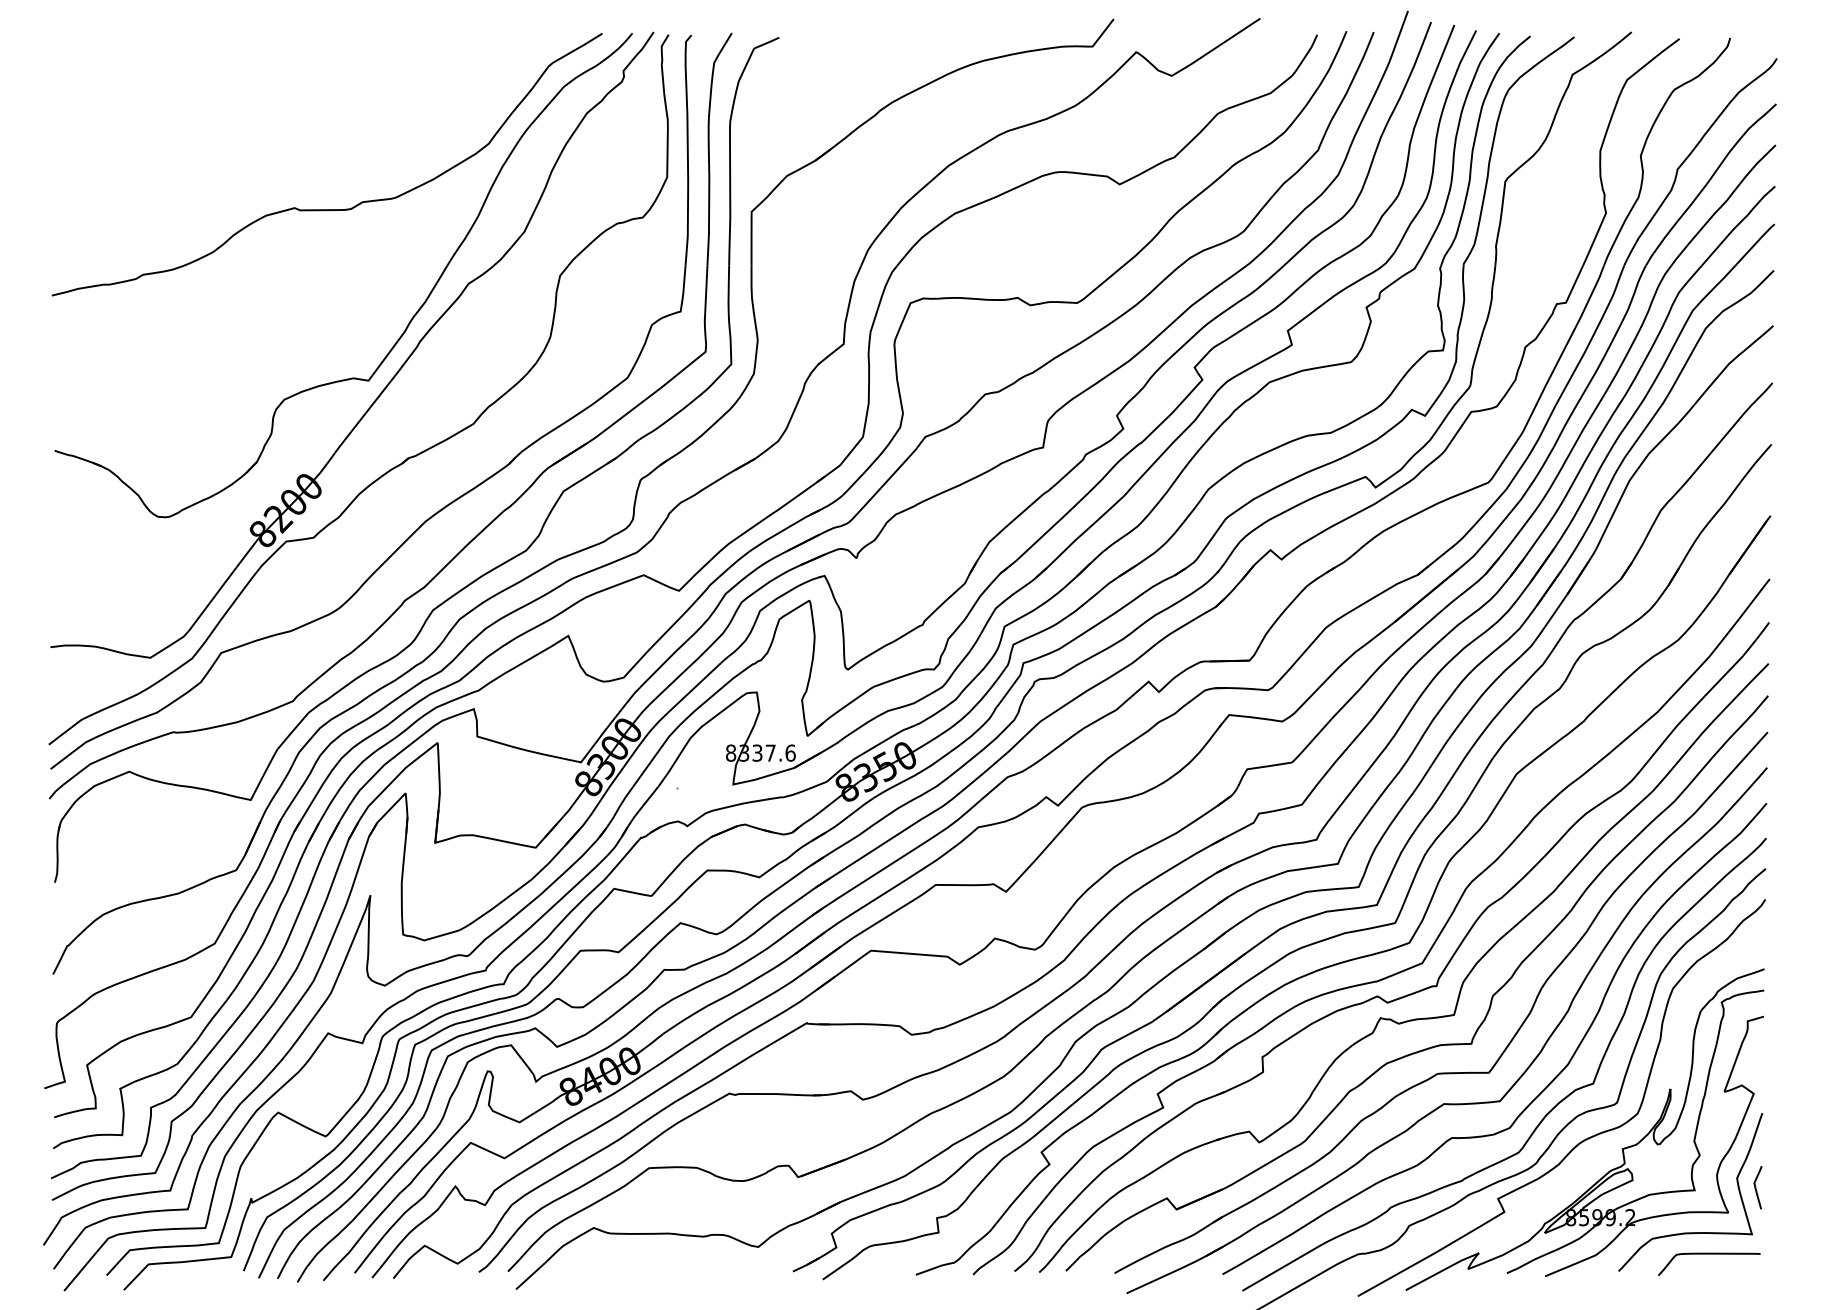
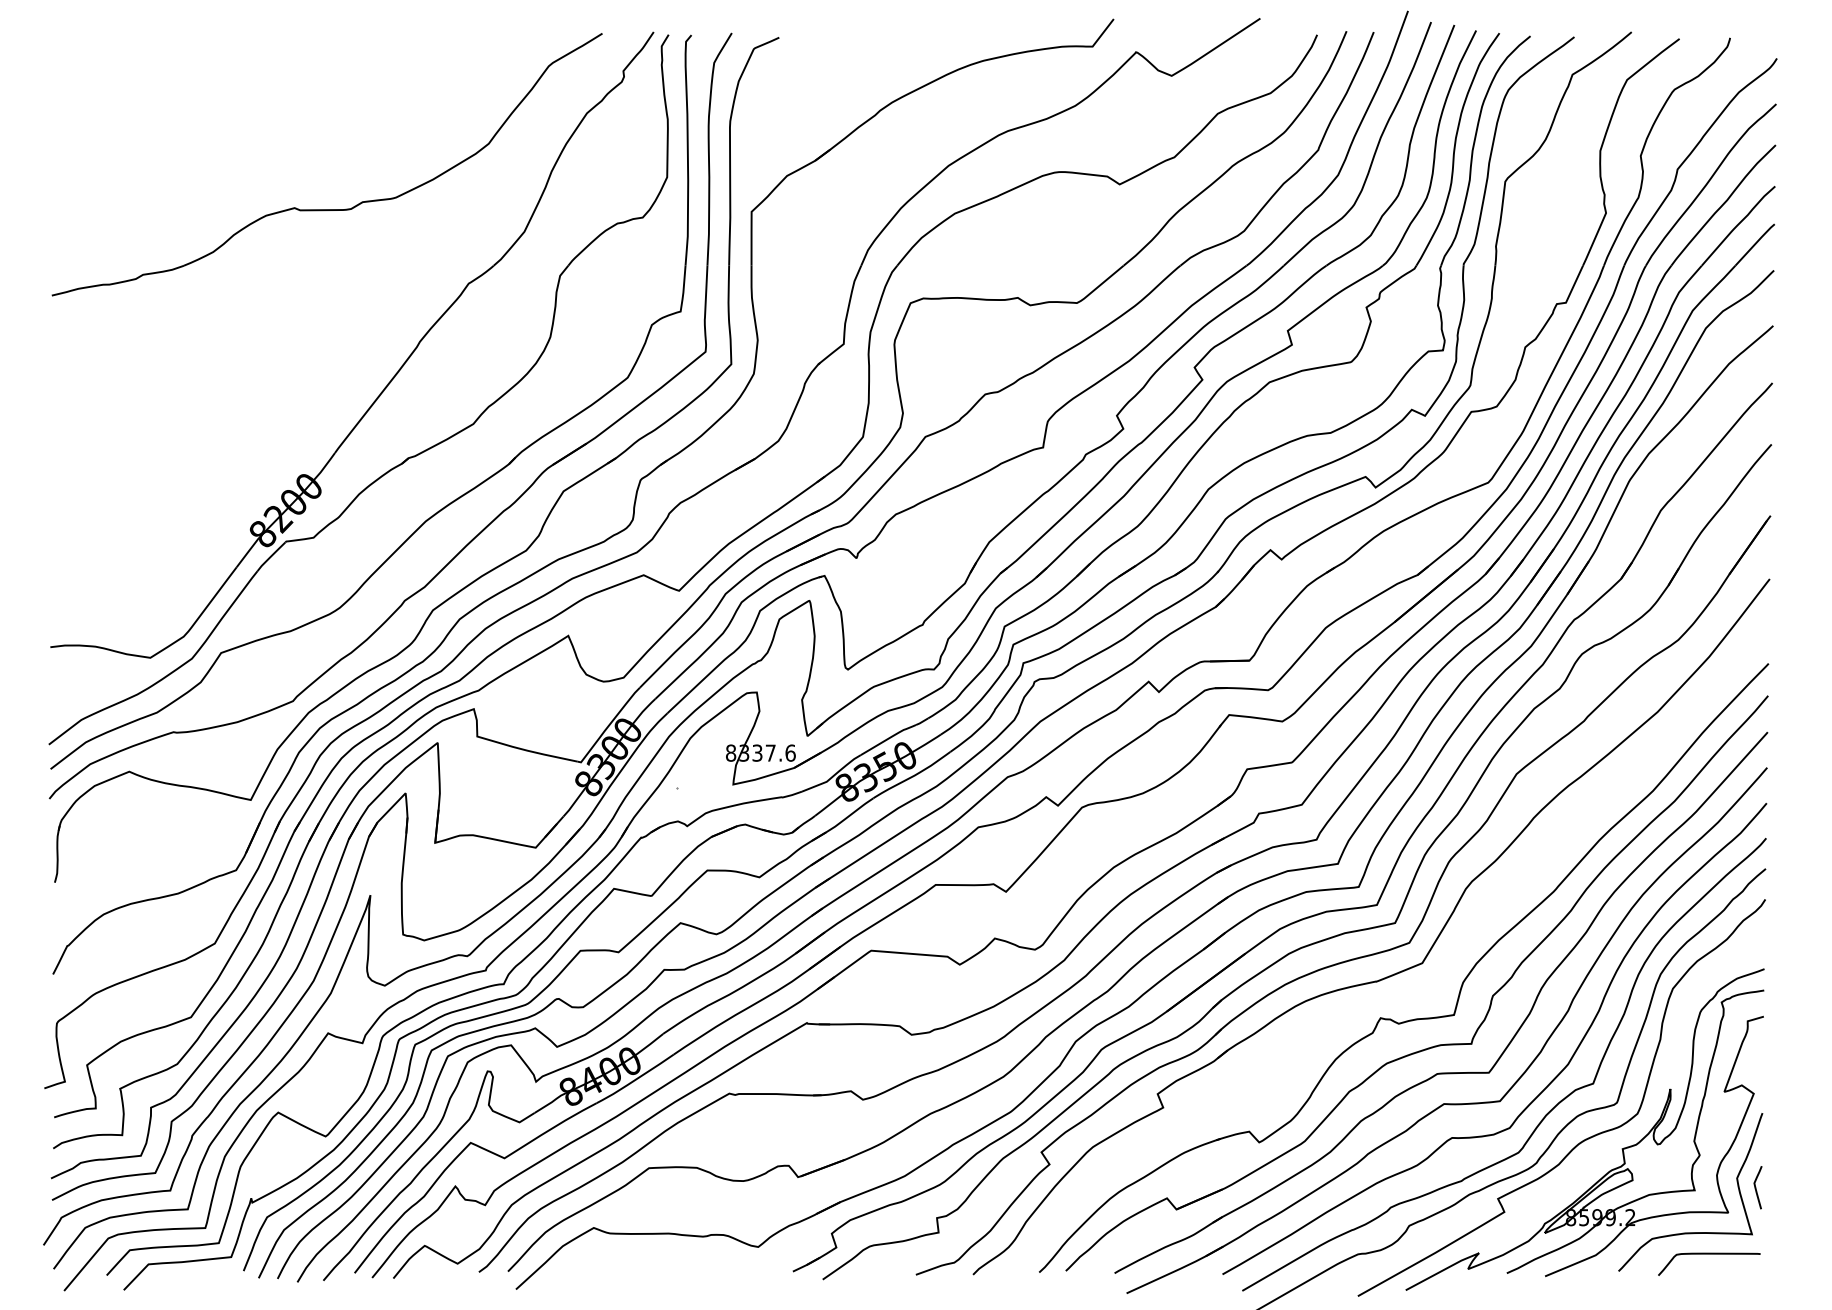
part: present -> none (410, 319)
part: present -> none (1409, 993)
